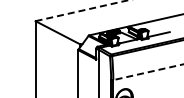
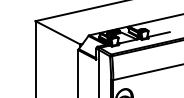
line: dashed -> solid (82, 10)
line: dashed -> solid (148, 72)
